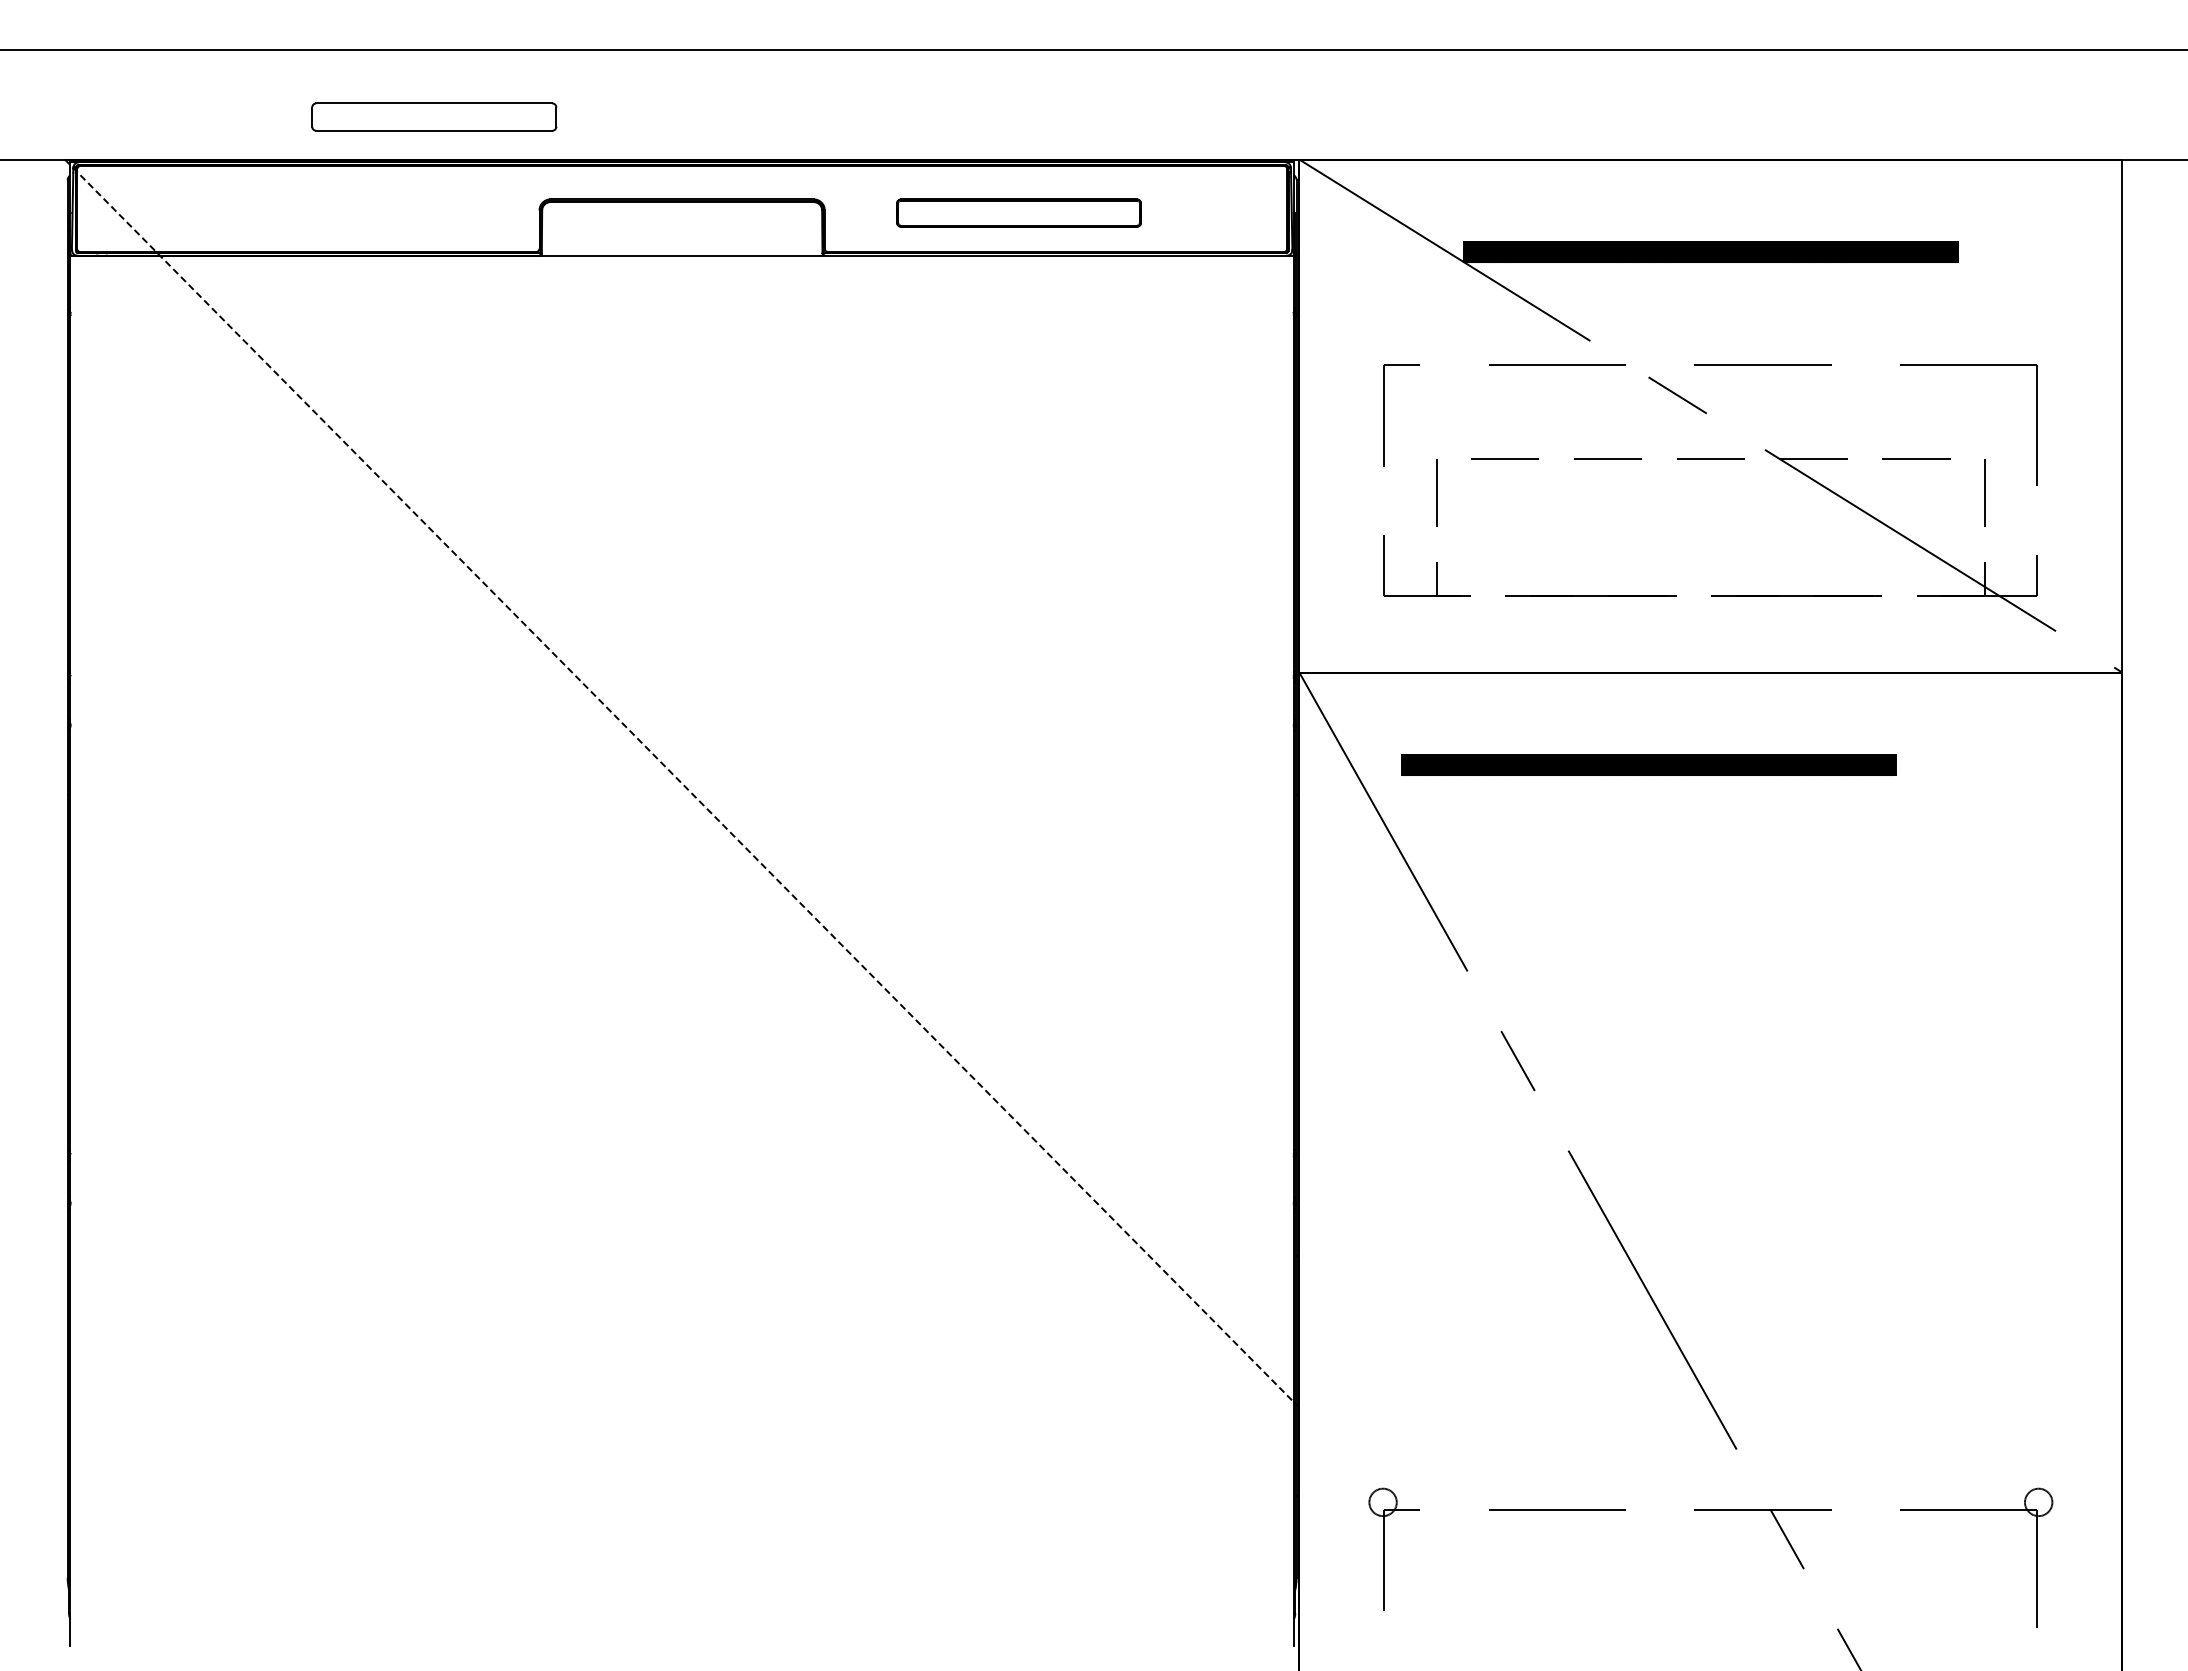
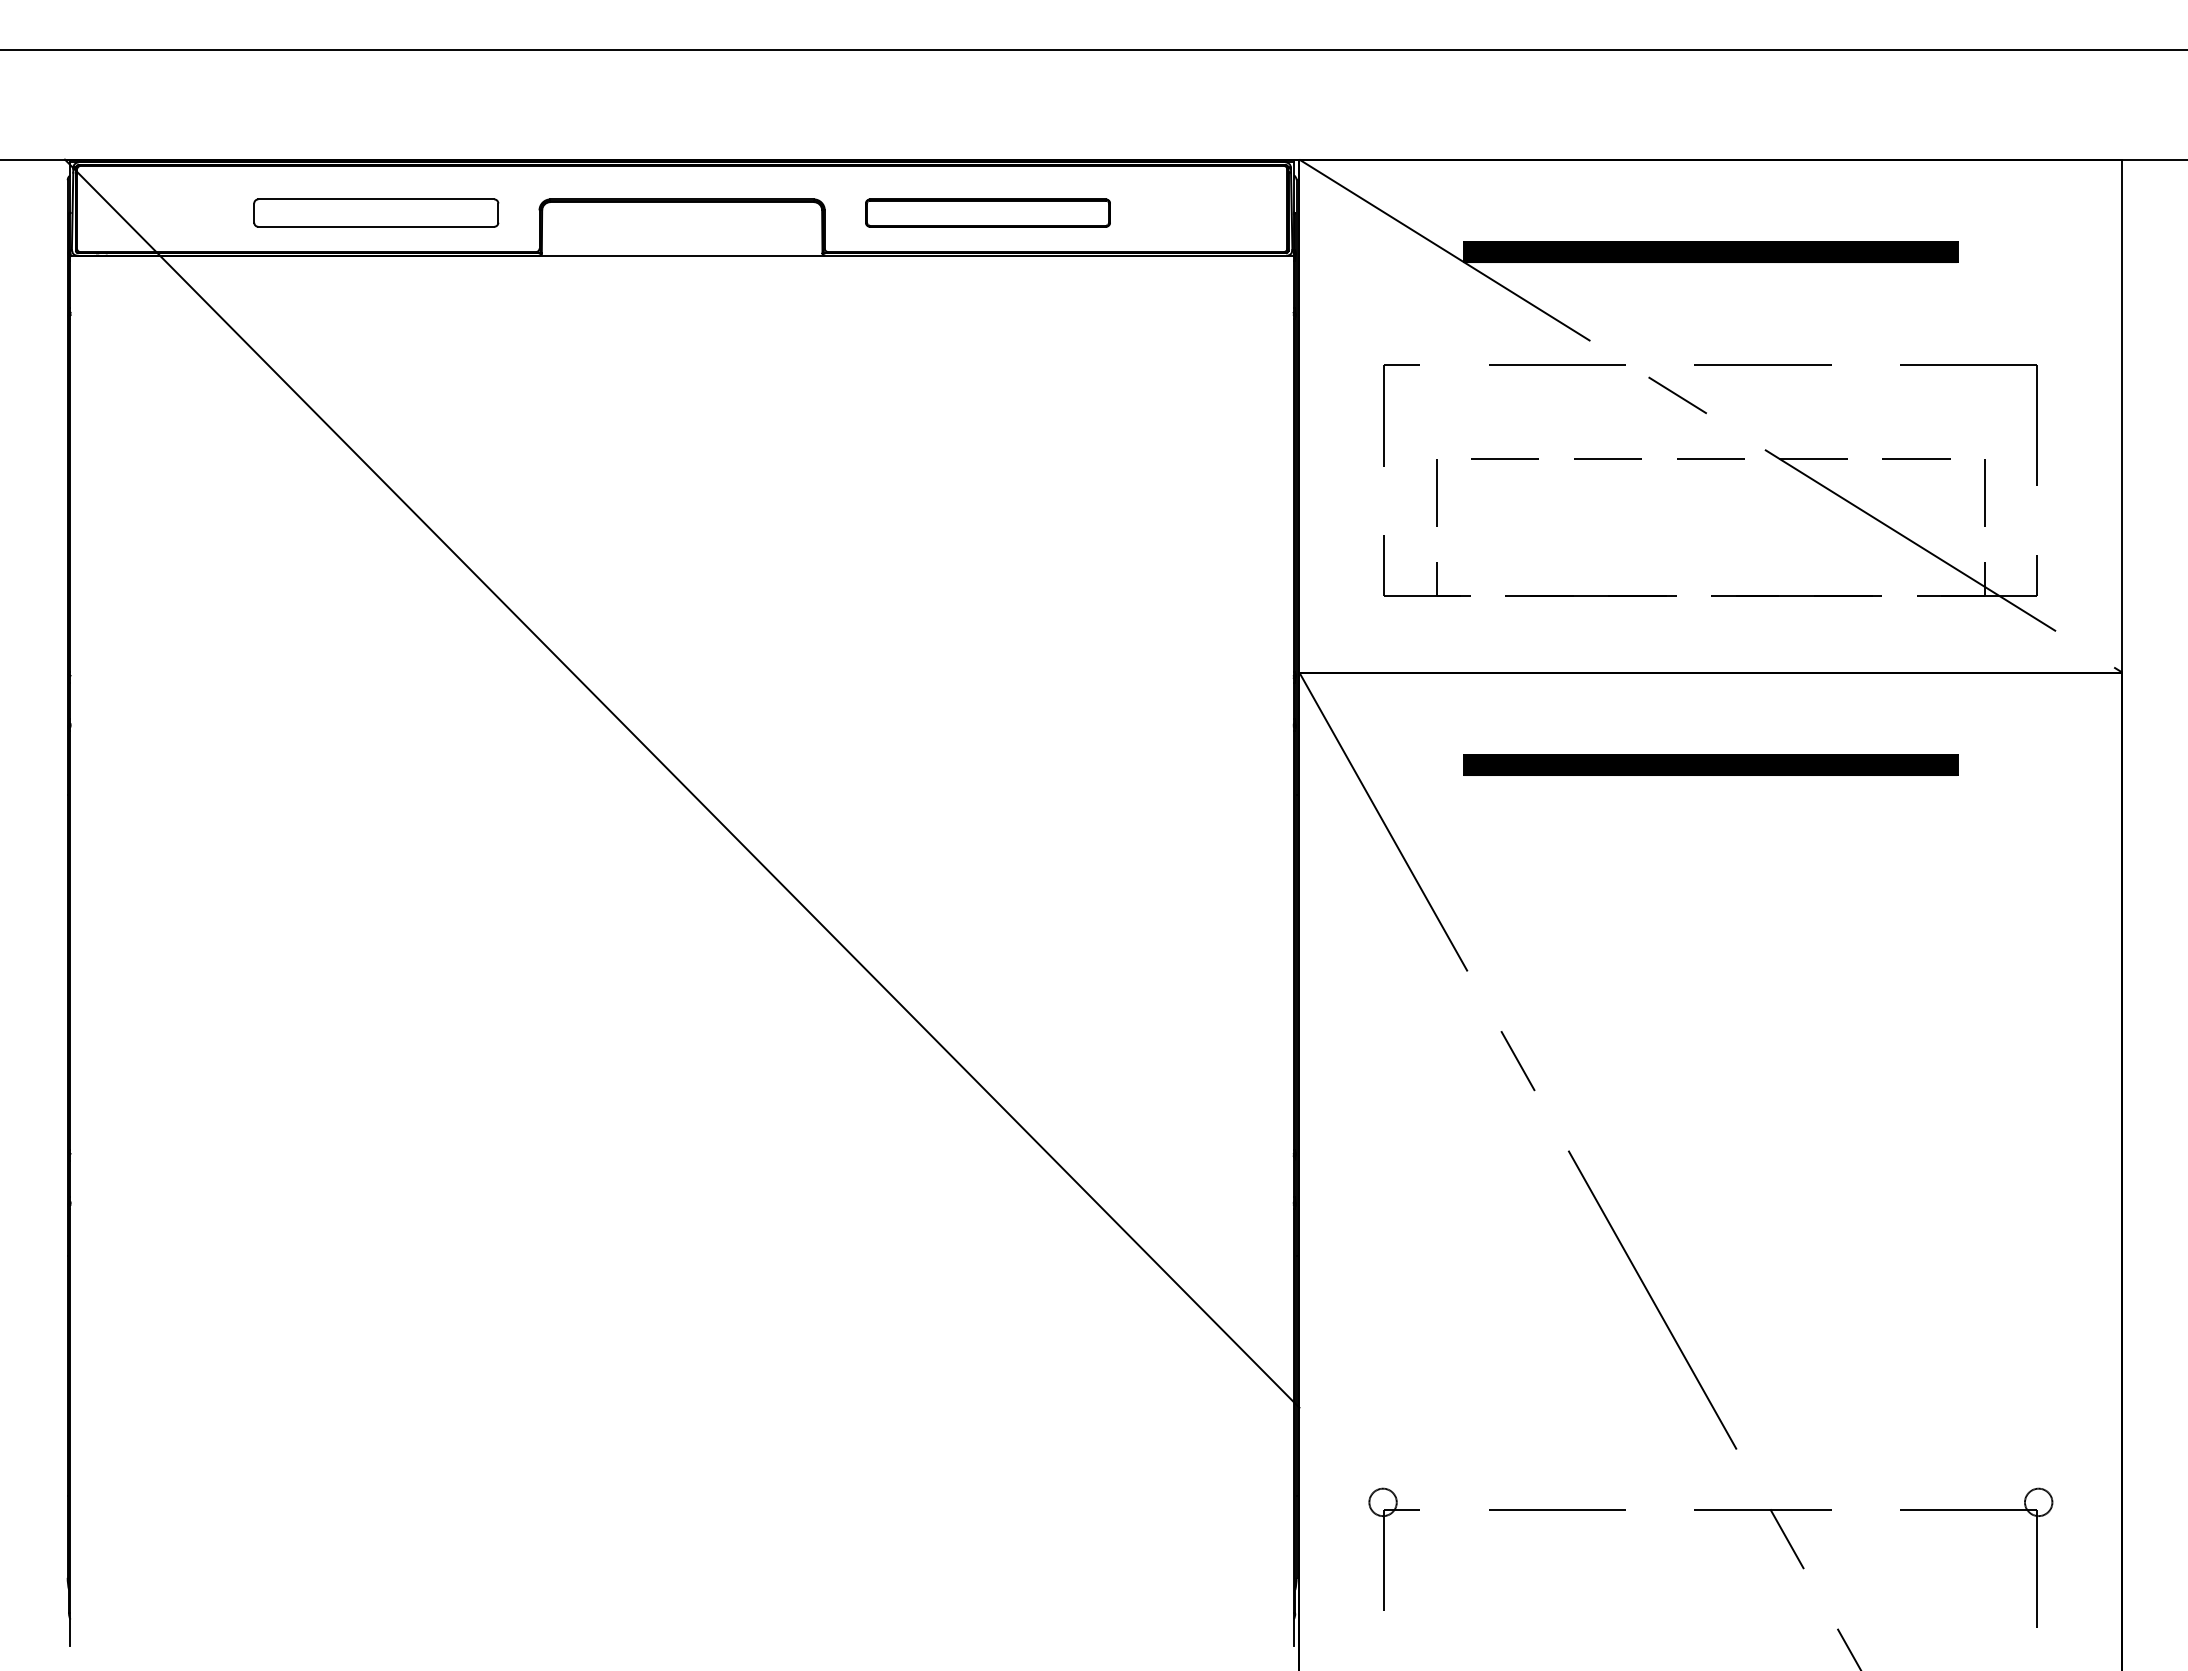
part position: (434, 116) -> (376, 212) (376, 212)
part position: (1018, 212) -> (987, 212) (987, 212)
part position: (1648, 764) -> (1710, 764) (1710, 764)
line: dashed -> solid (682, 783)
